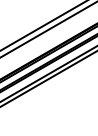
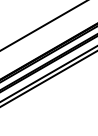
line: present -> none (48, 29)
